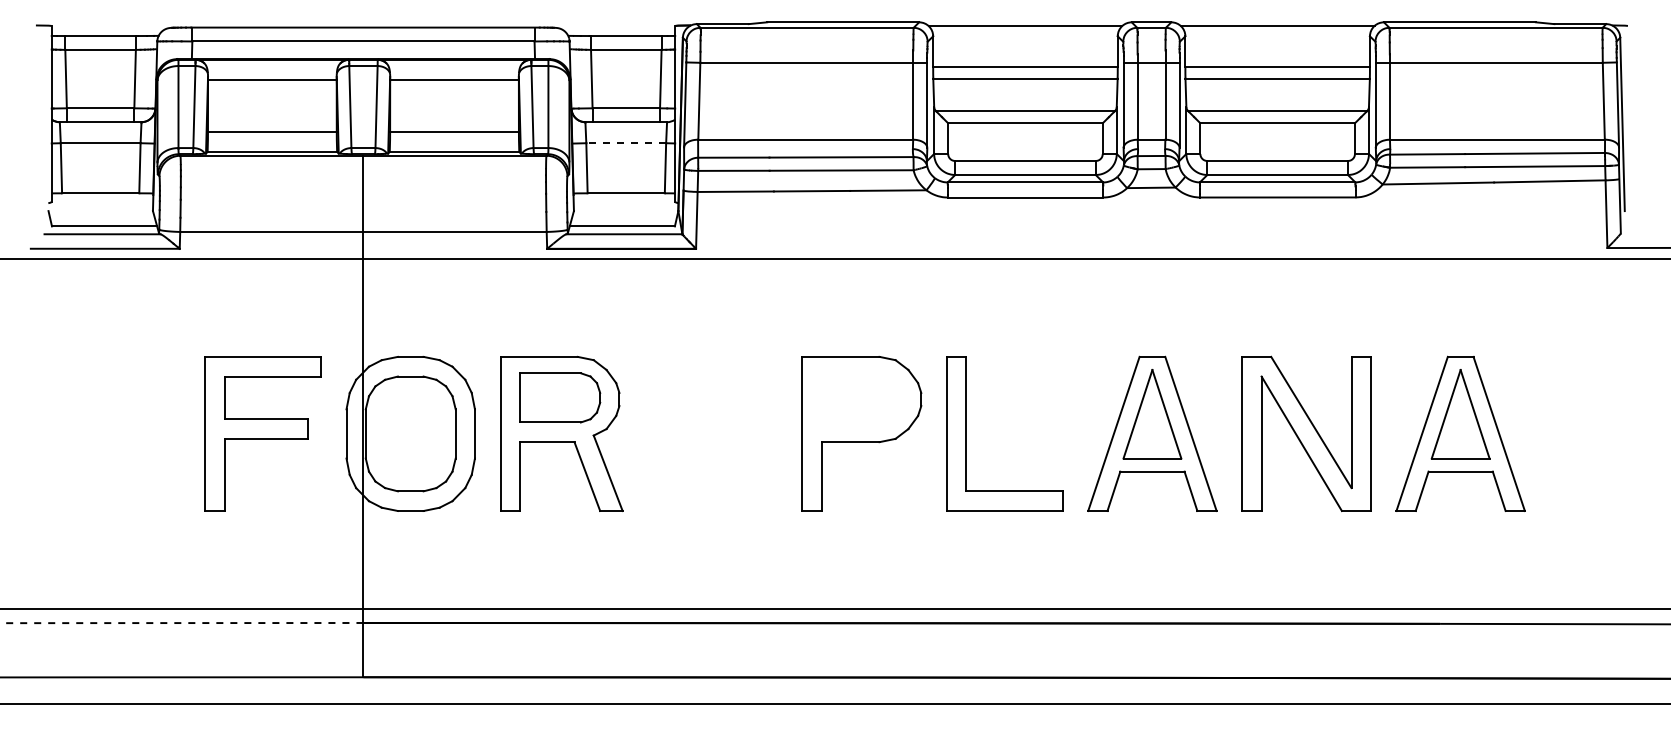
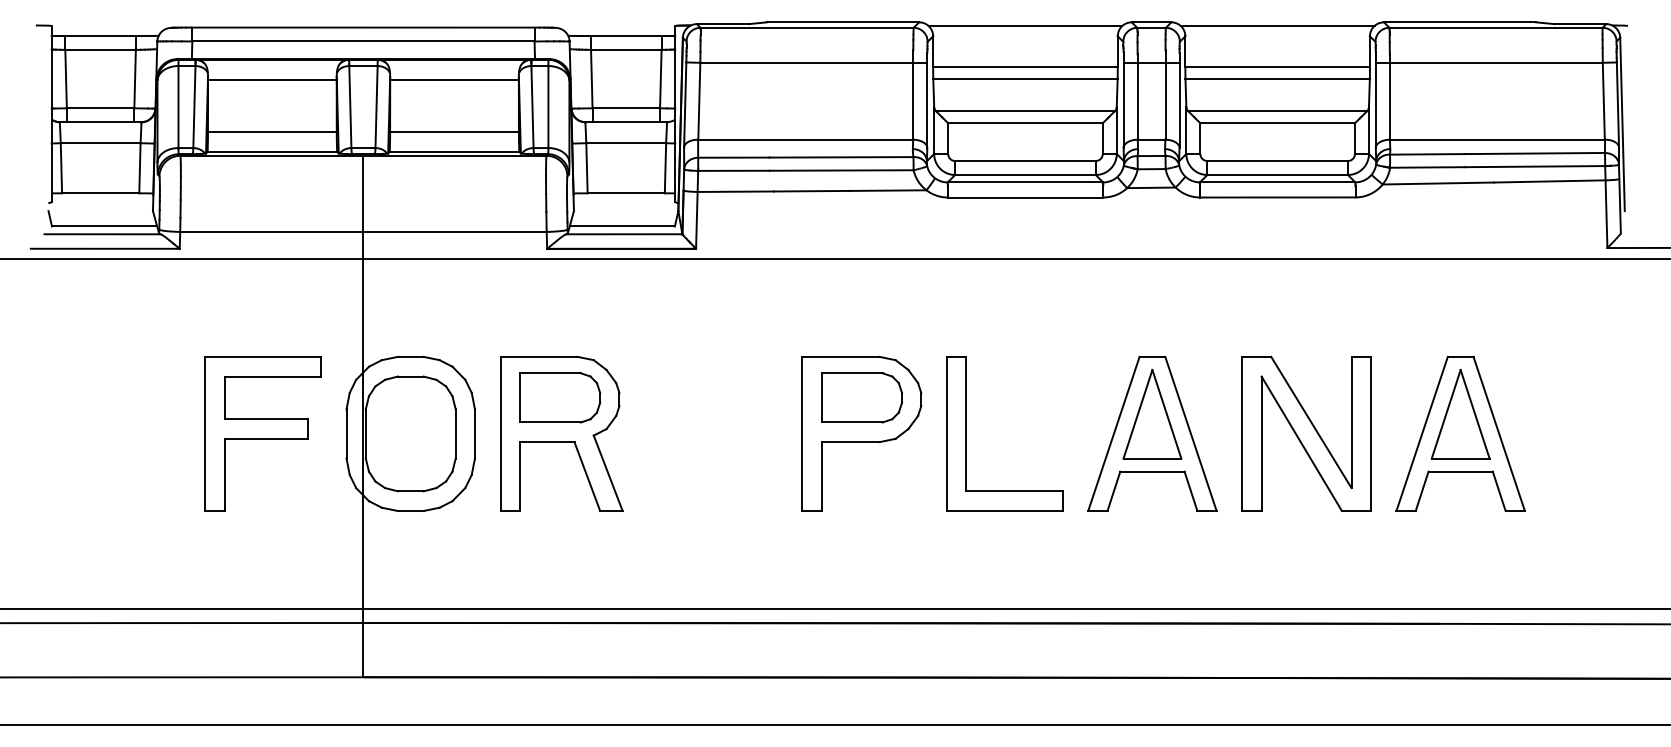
line: dashed -> solid (626, 143)
part: none -> present (861, 397)
line: dashed -> solid (180, 623)
line position: (834, 703) -> (834, 724) (834, 724)
